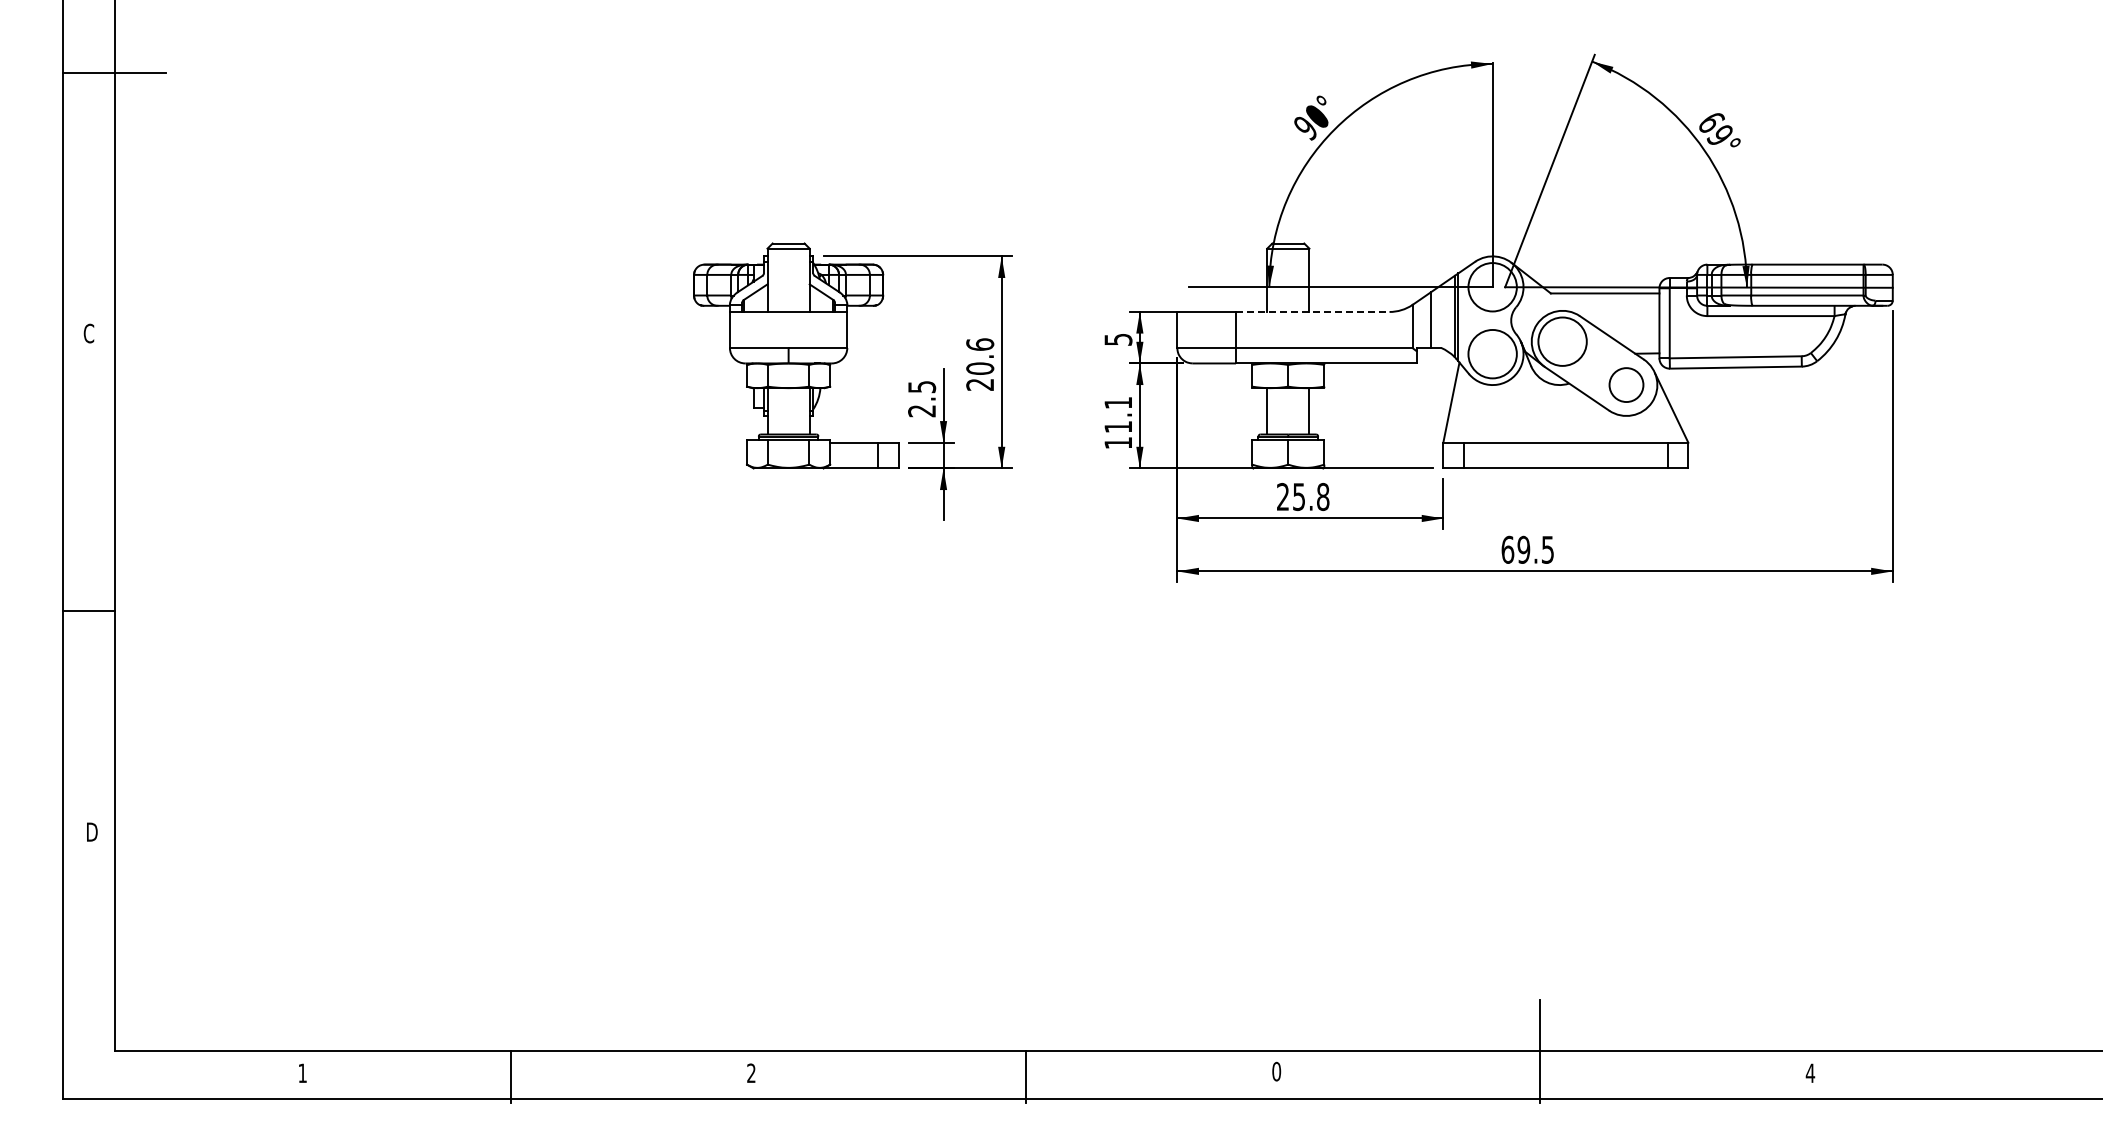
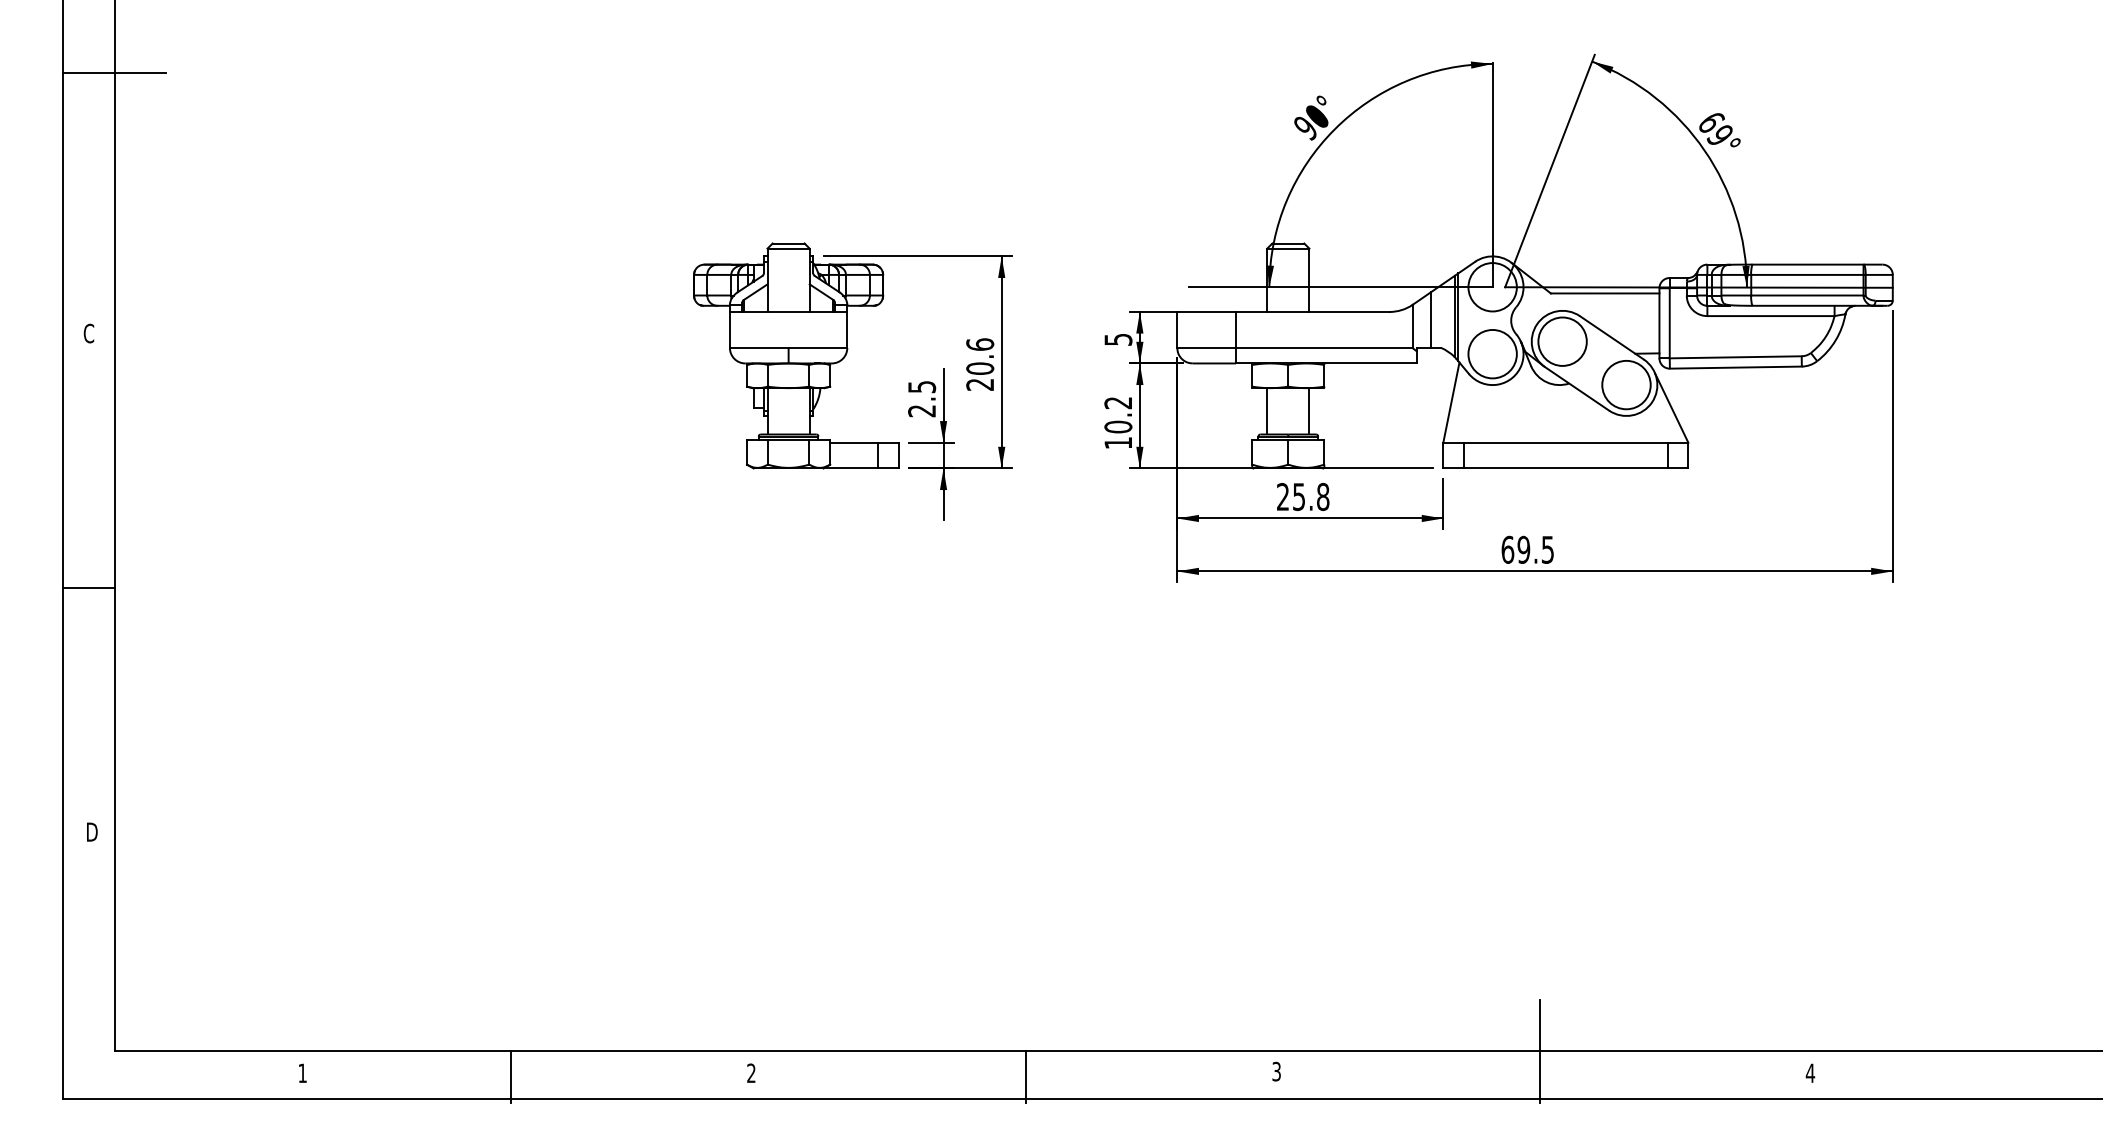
line: dashed -> solid (1312, 311)
circle diameter: 34 px -> 48 px (1626, 384)
text: 11.1 -> 10.2 (1118, 415)
line position: (88, 610) -> (88, 587) (88, 587)
text: 0 -> 3 (1276, 1071)
